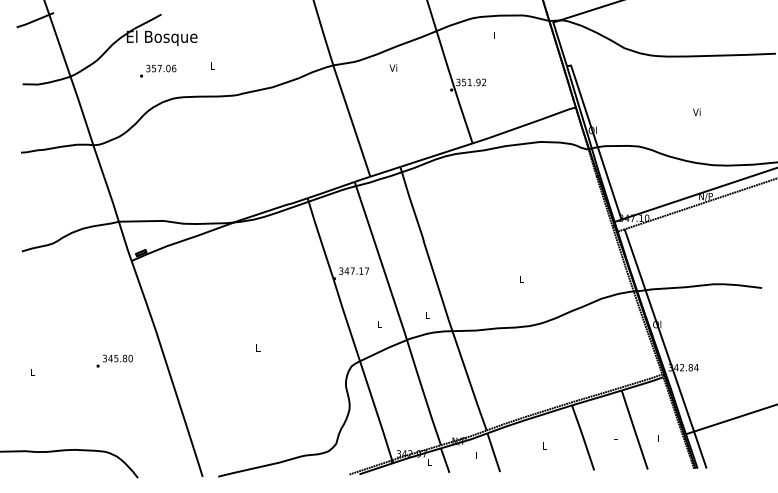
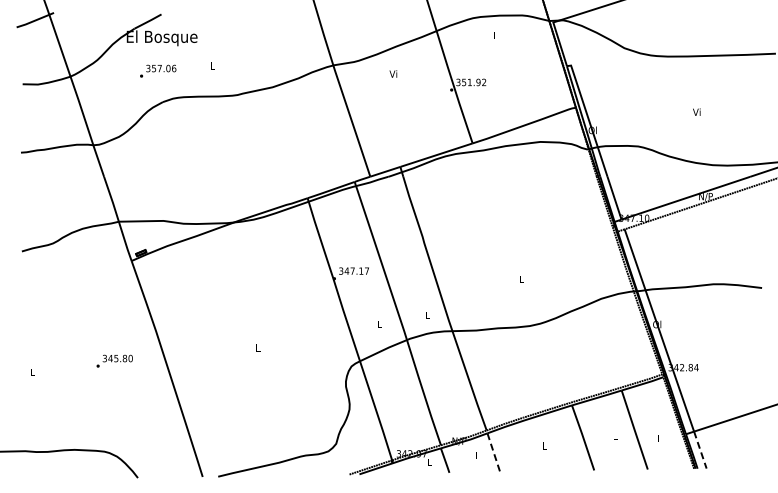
text position: (393, 67) -> (393, 73) (393, 73)
line: solid -> dashed (700, 450)
line: solid -> dashed (493, 453)
